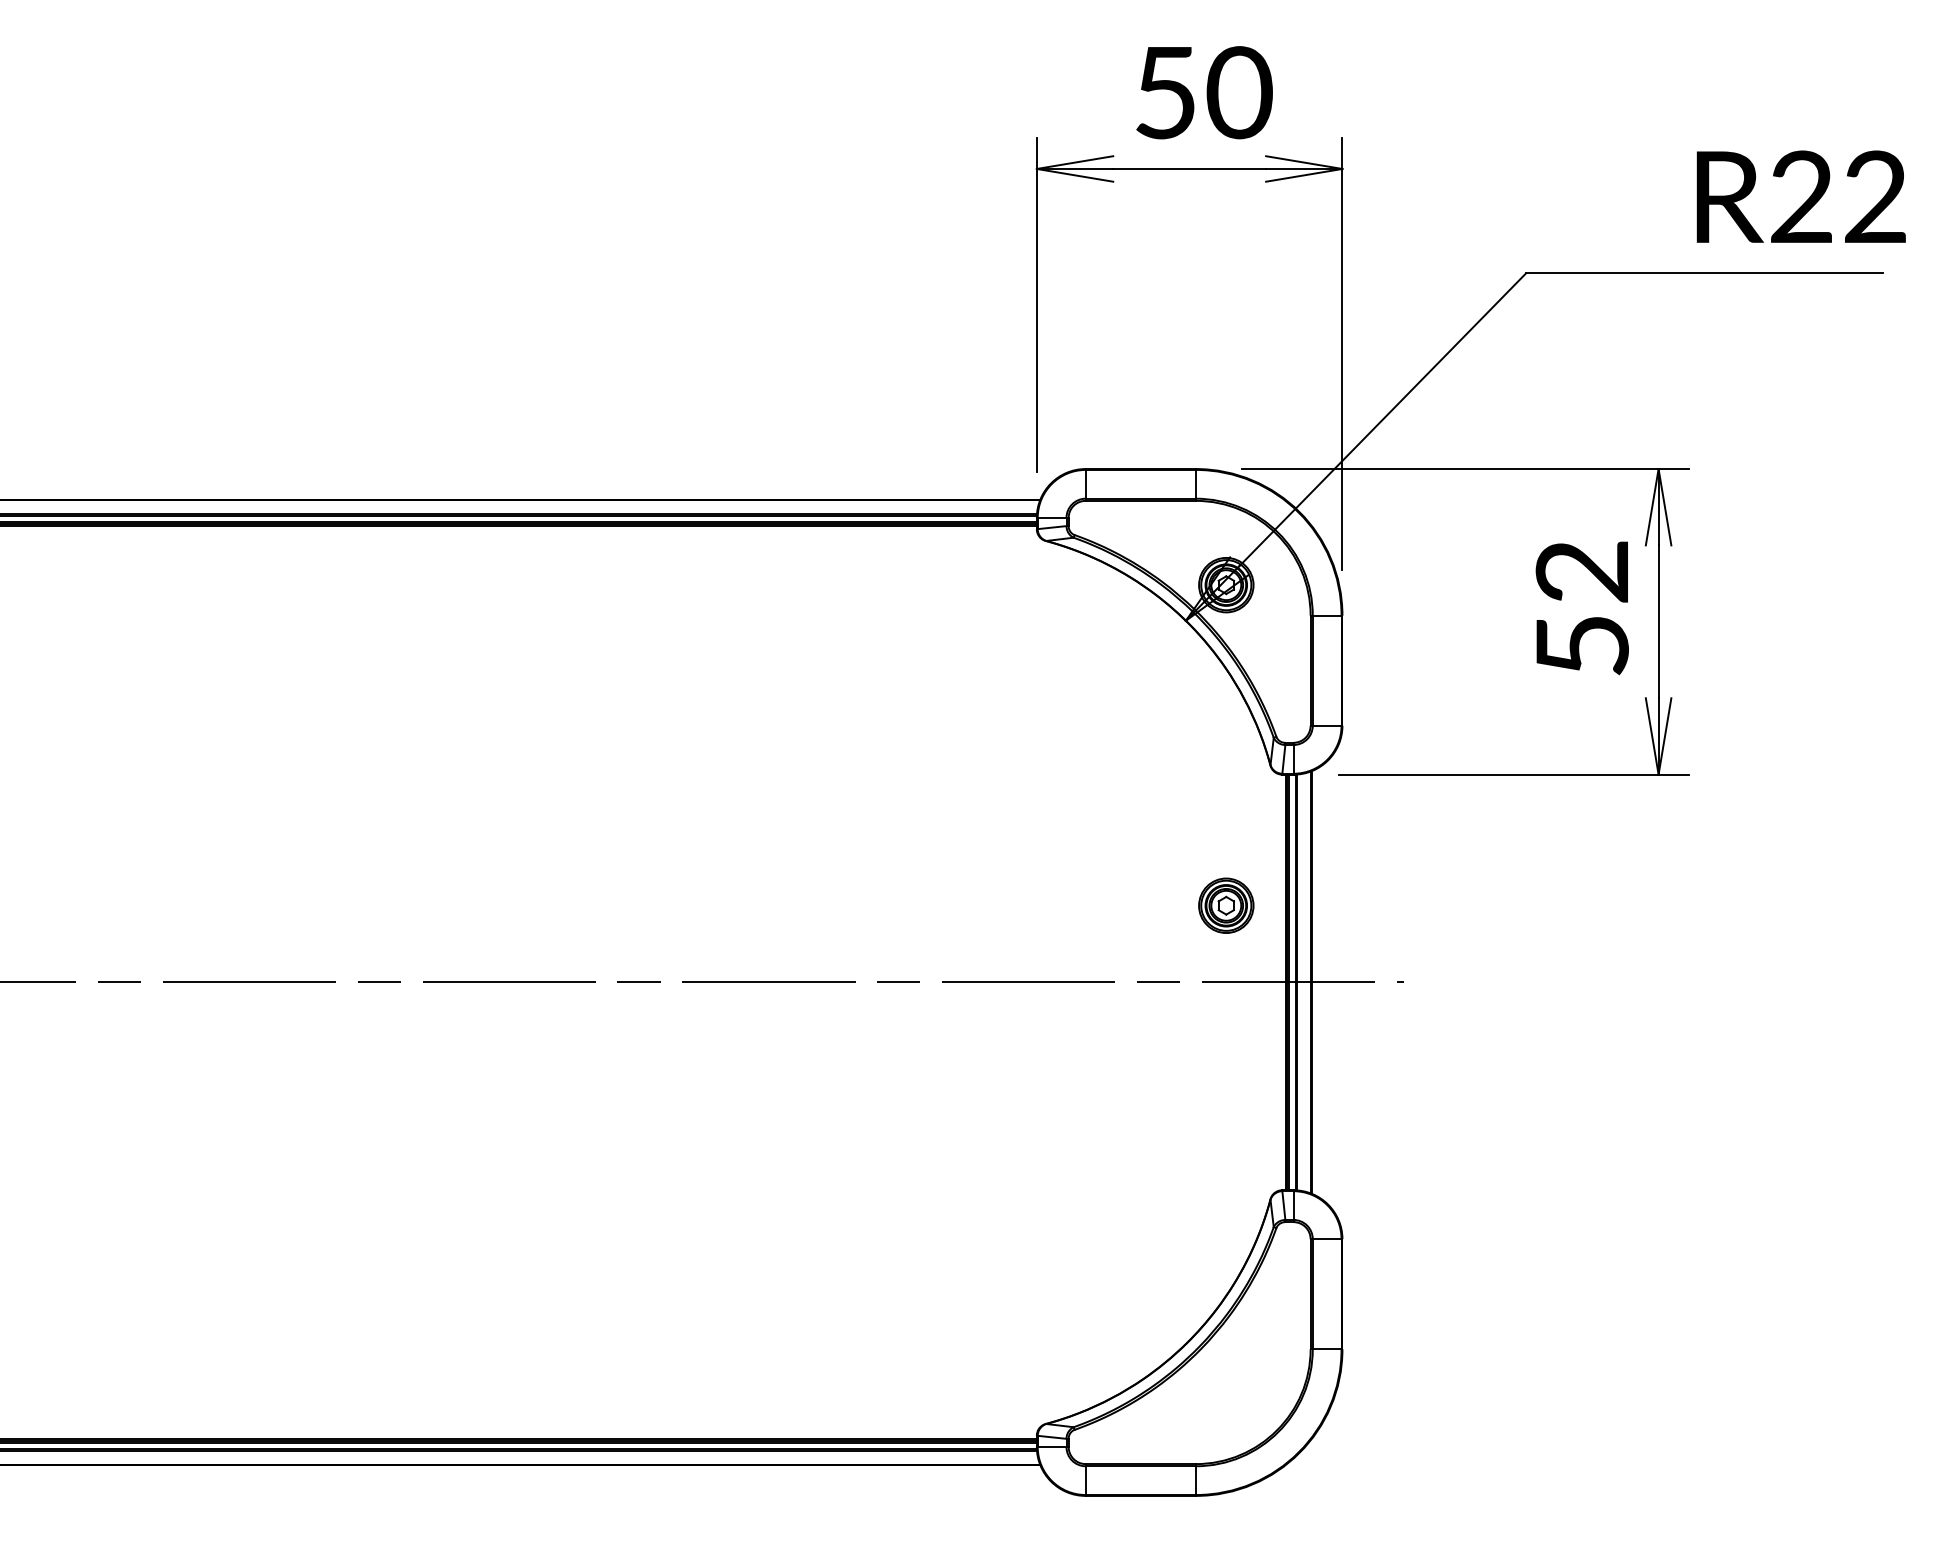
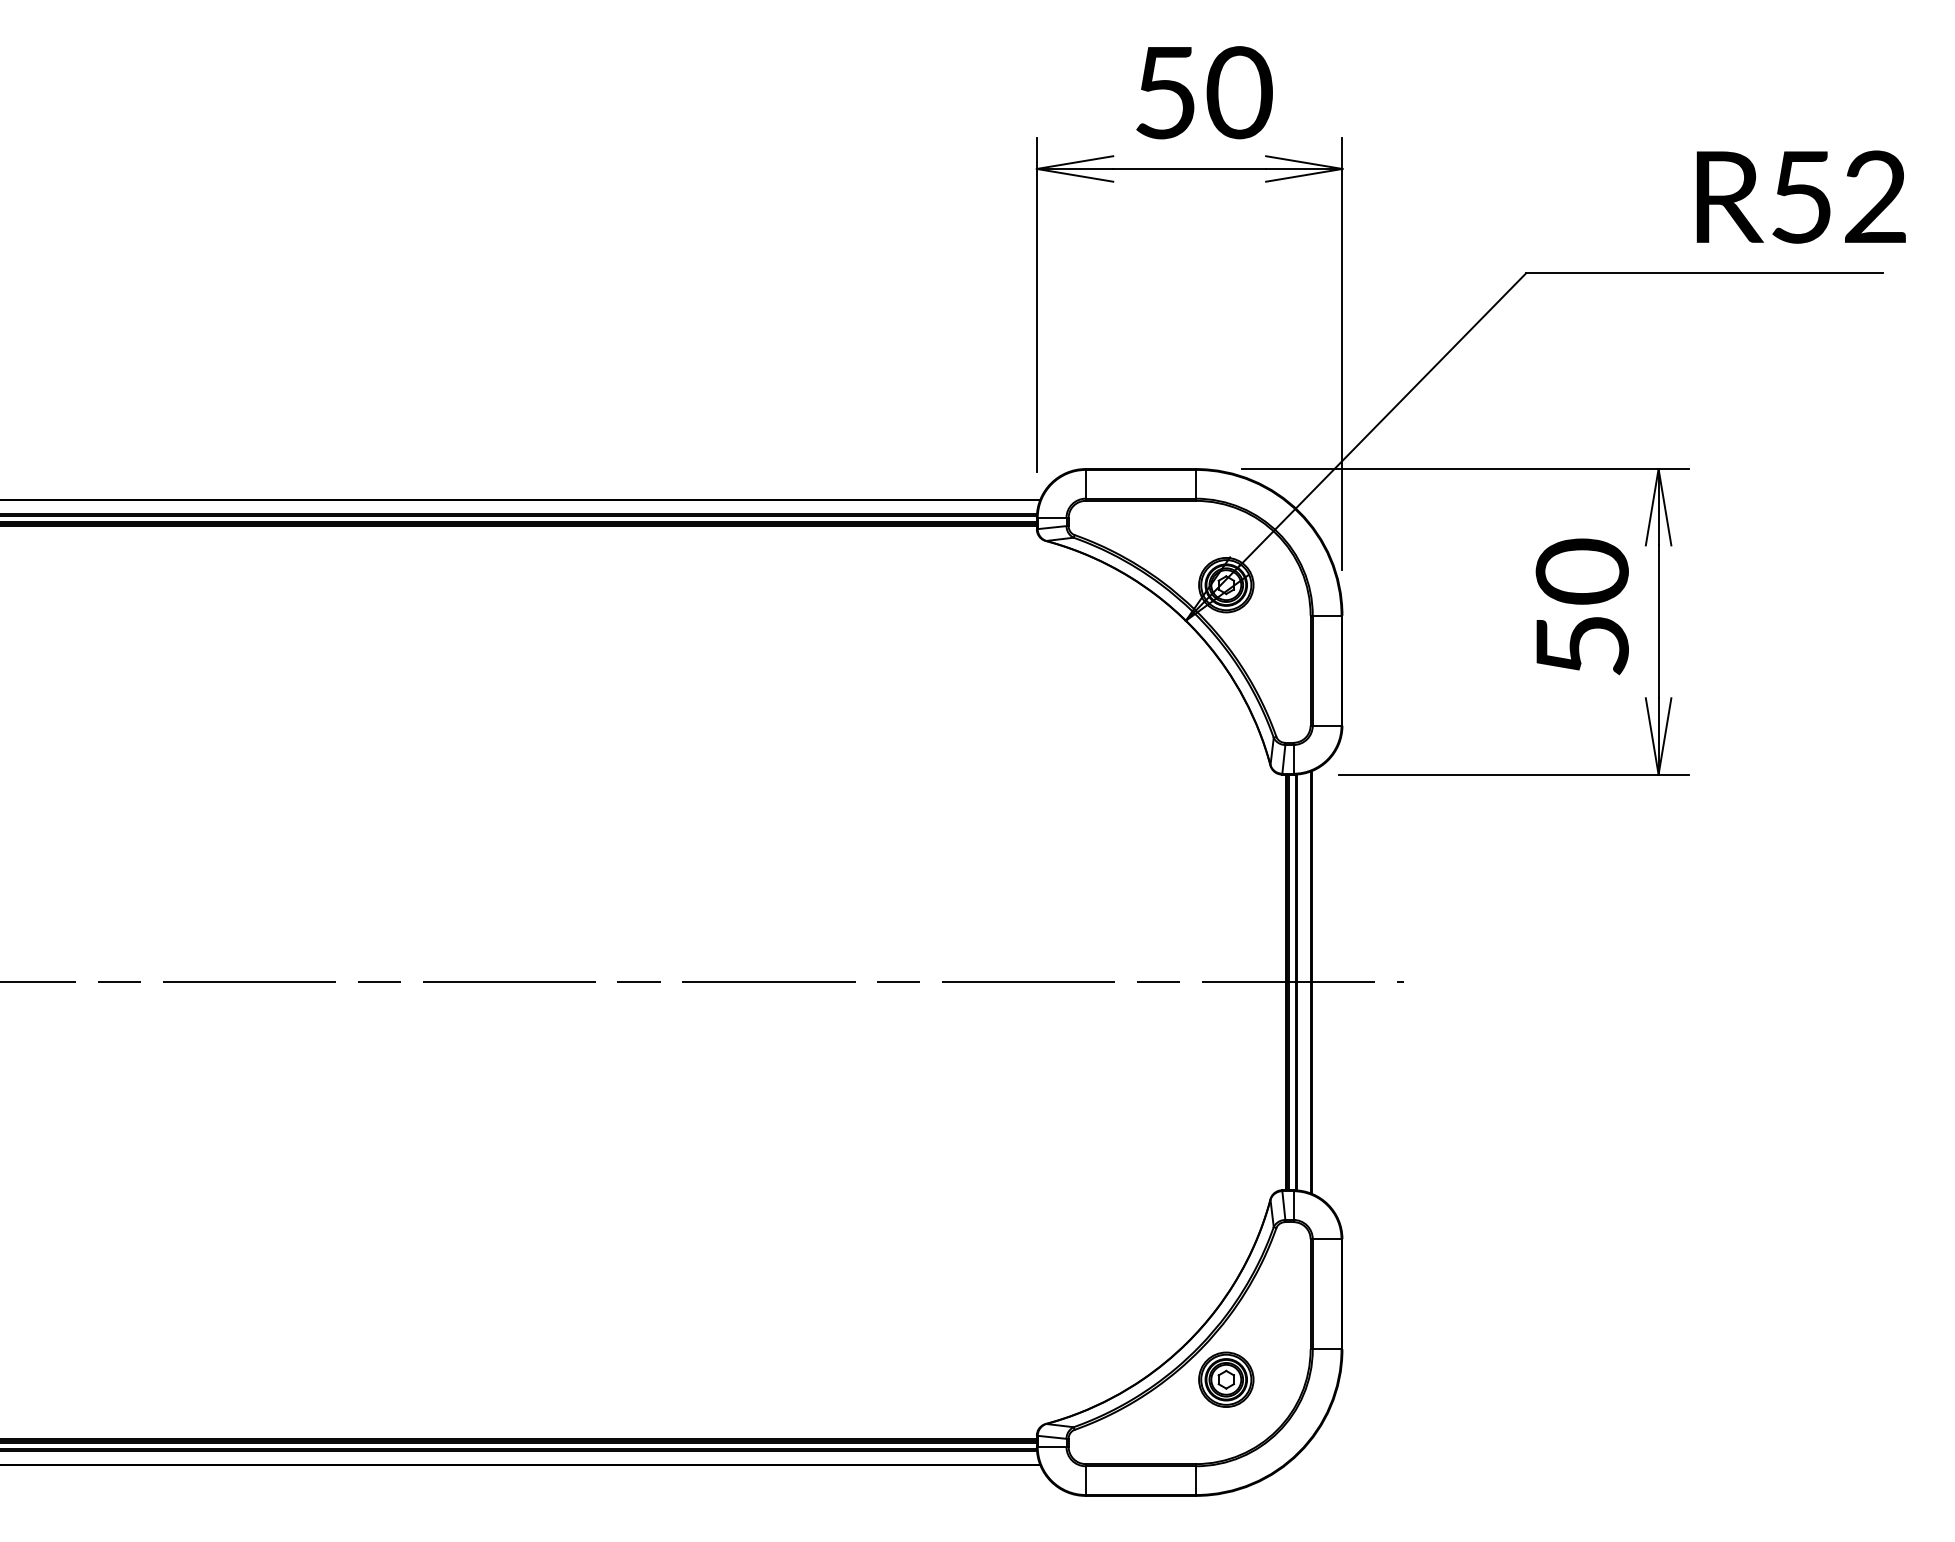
text: R22 -> R52 (1801, 196)
text: 52 -> 50 (1582, 571)
part position: (1226, 905) -> (1226, 1379) (1226, 1379)
